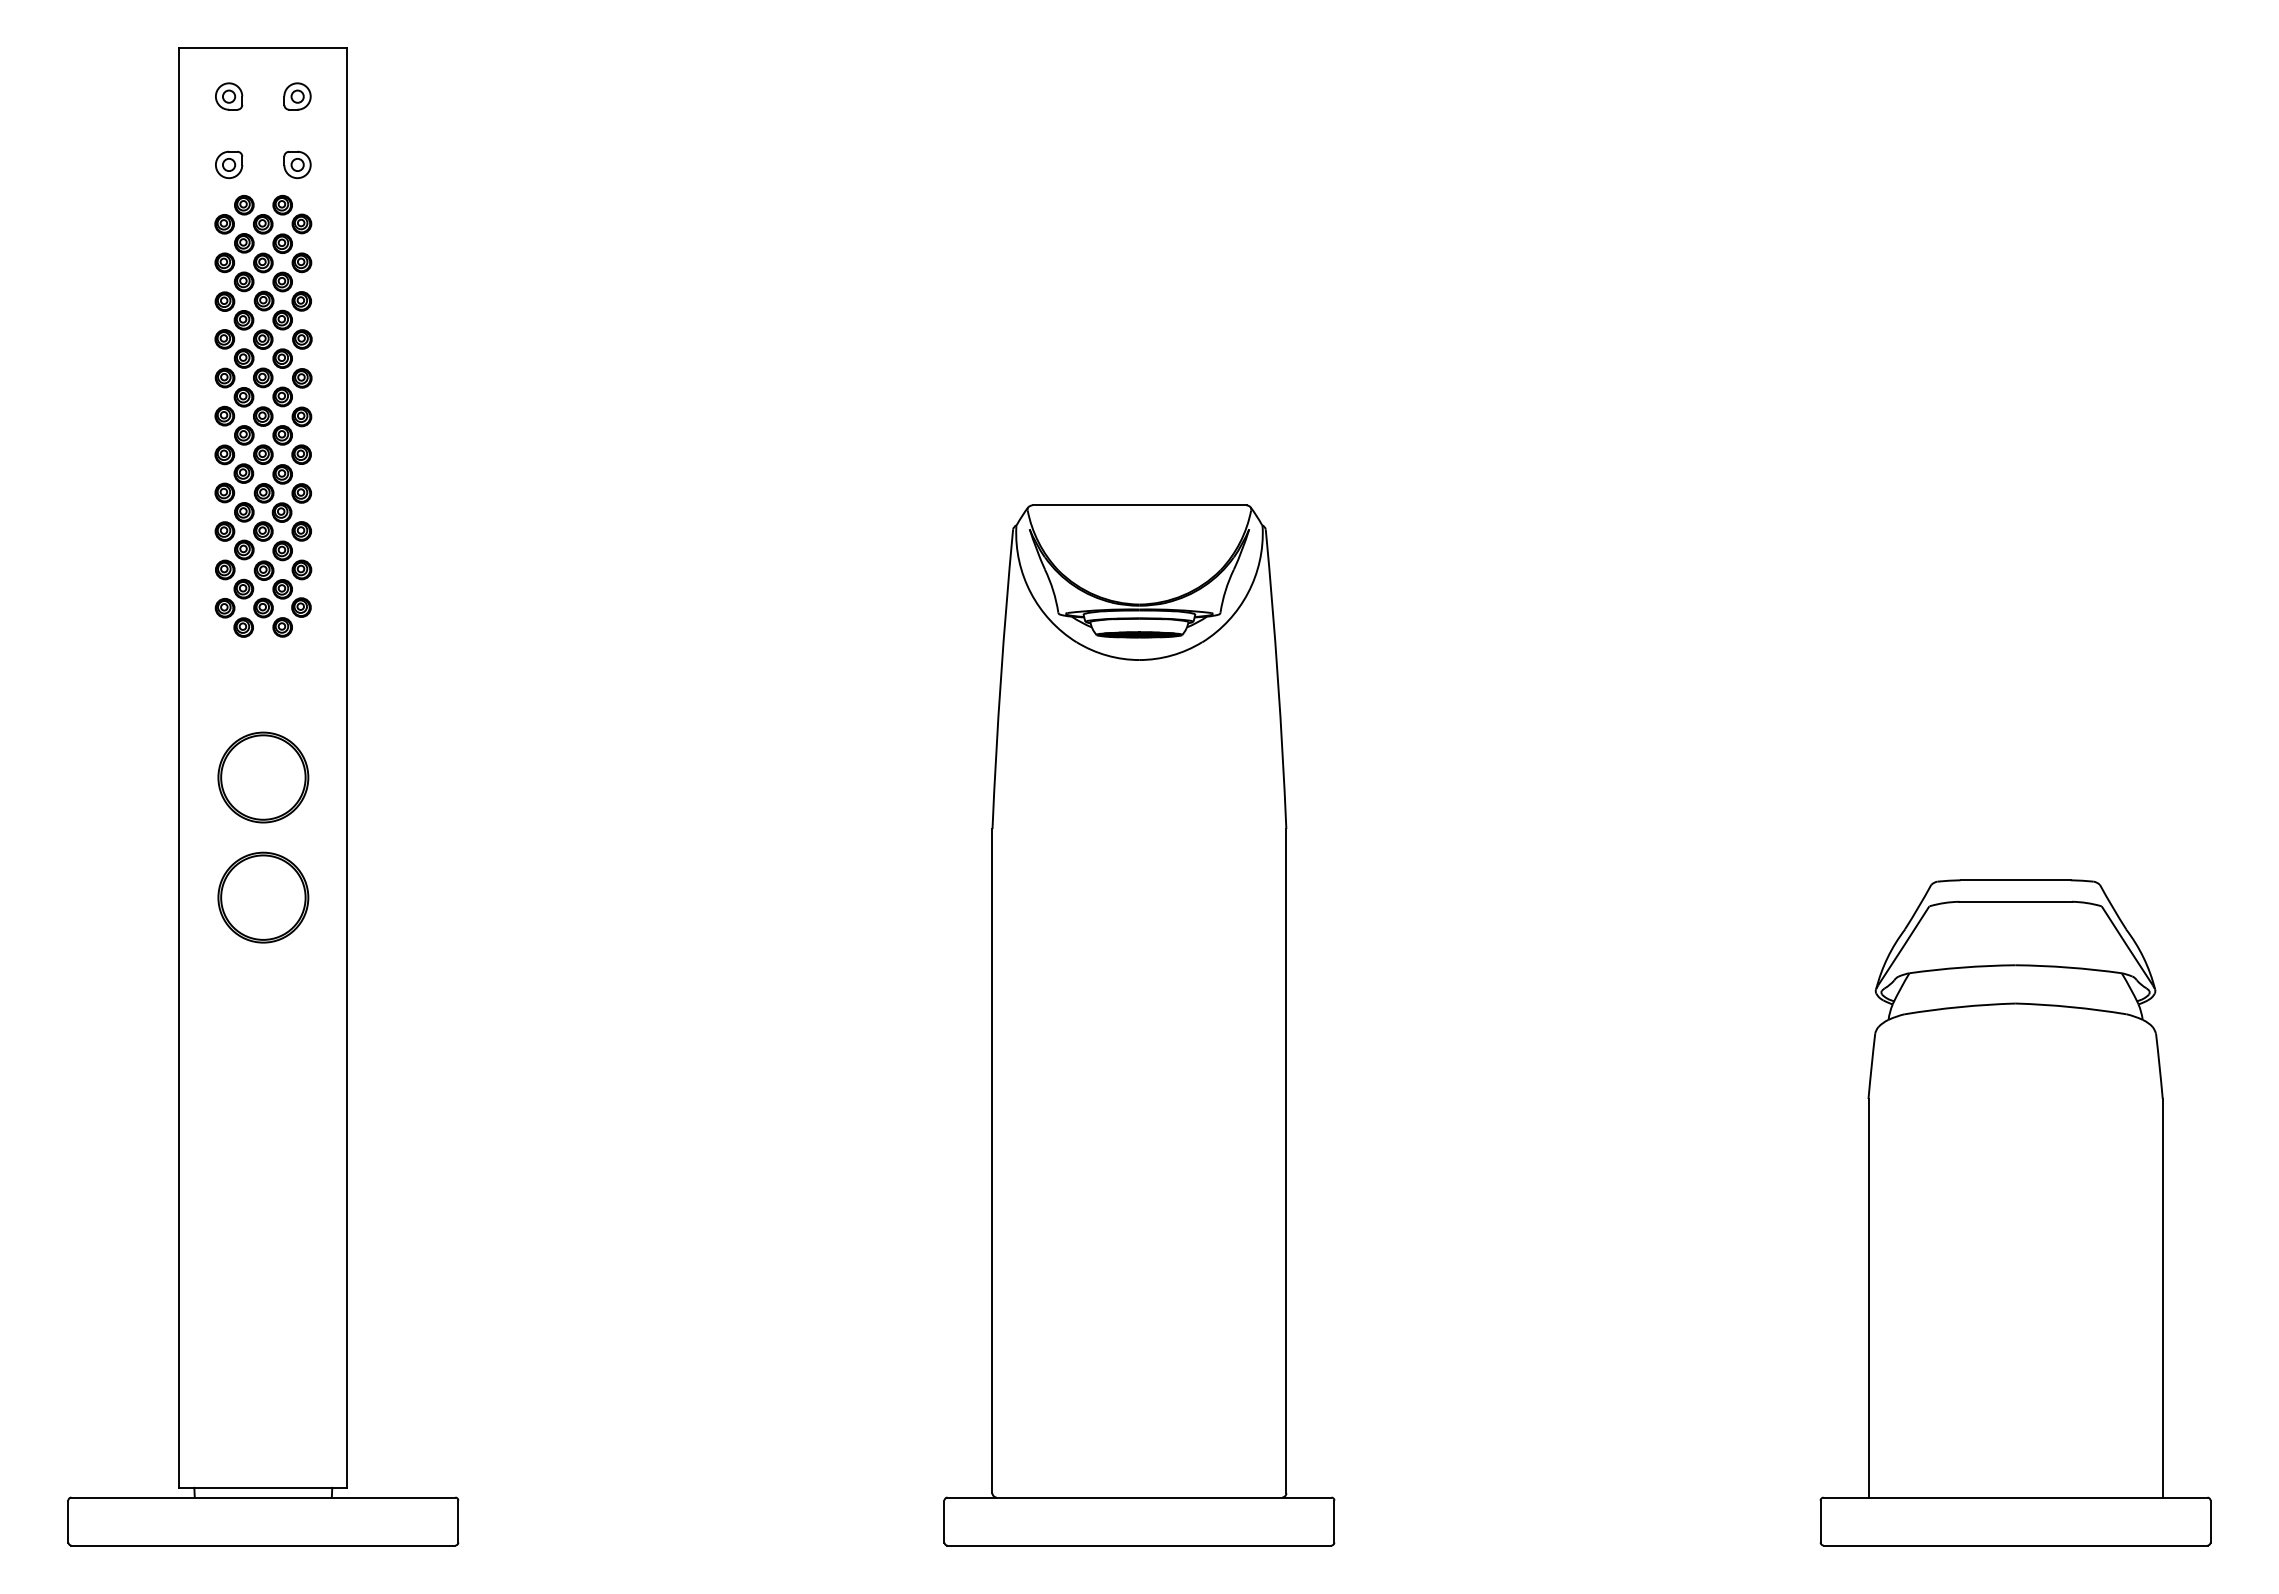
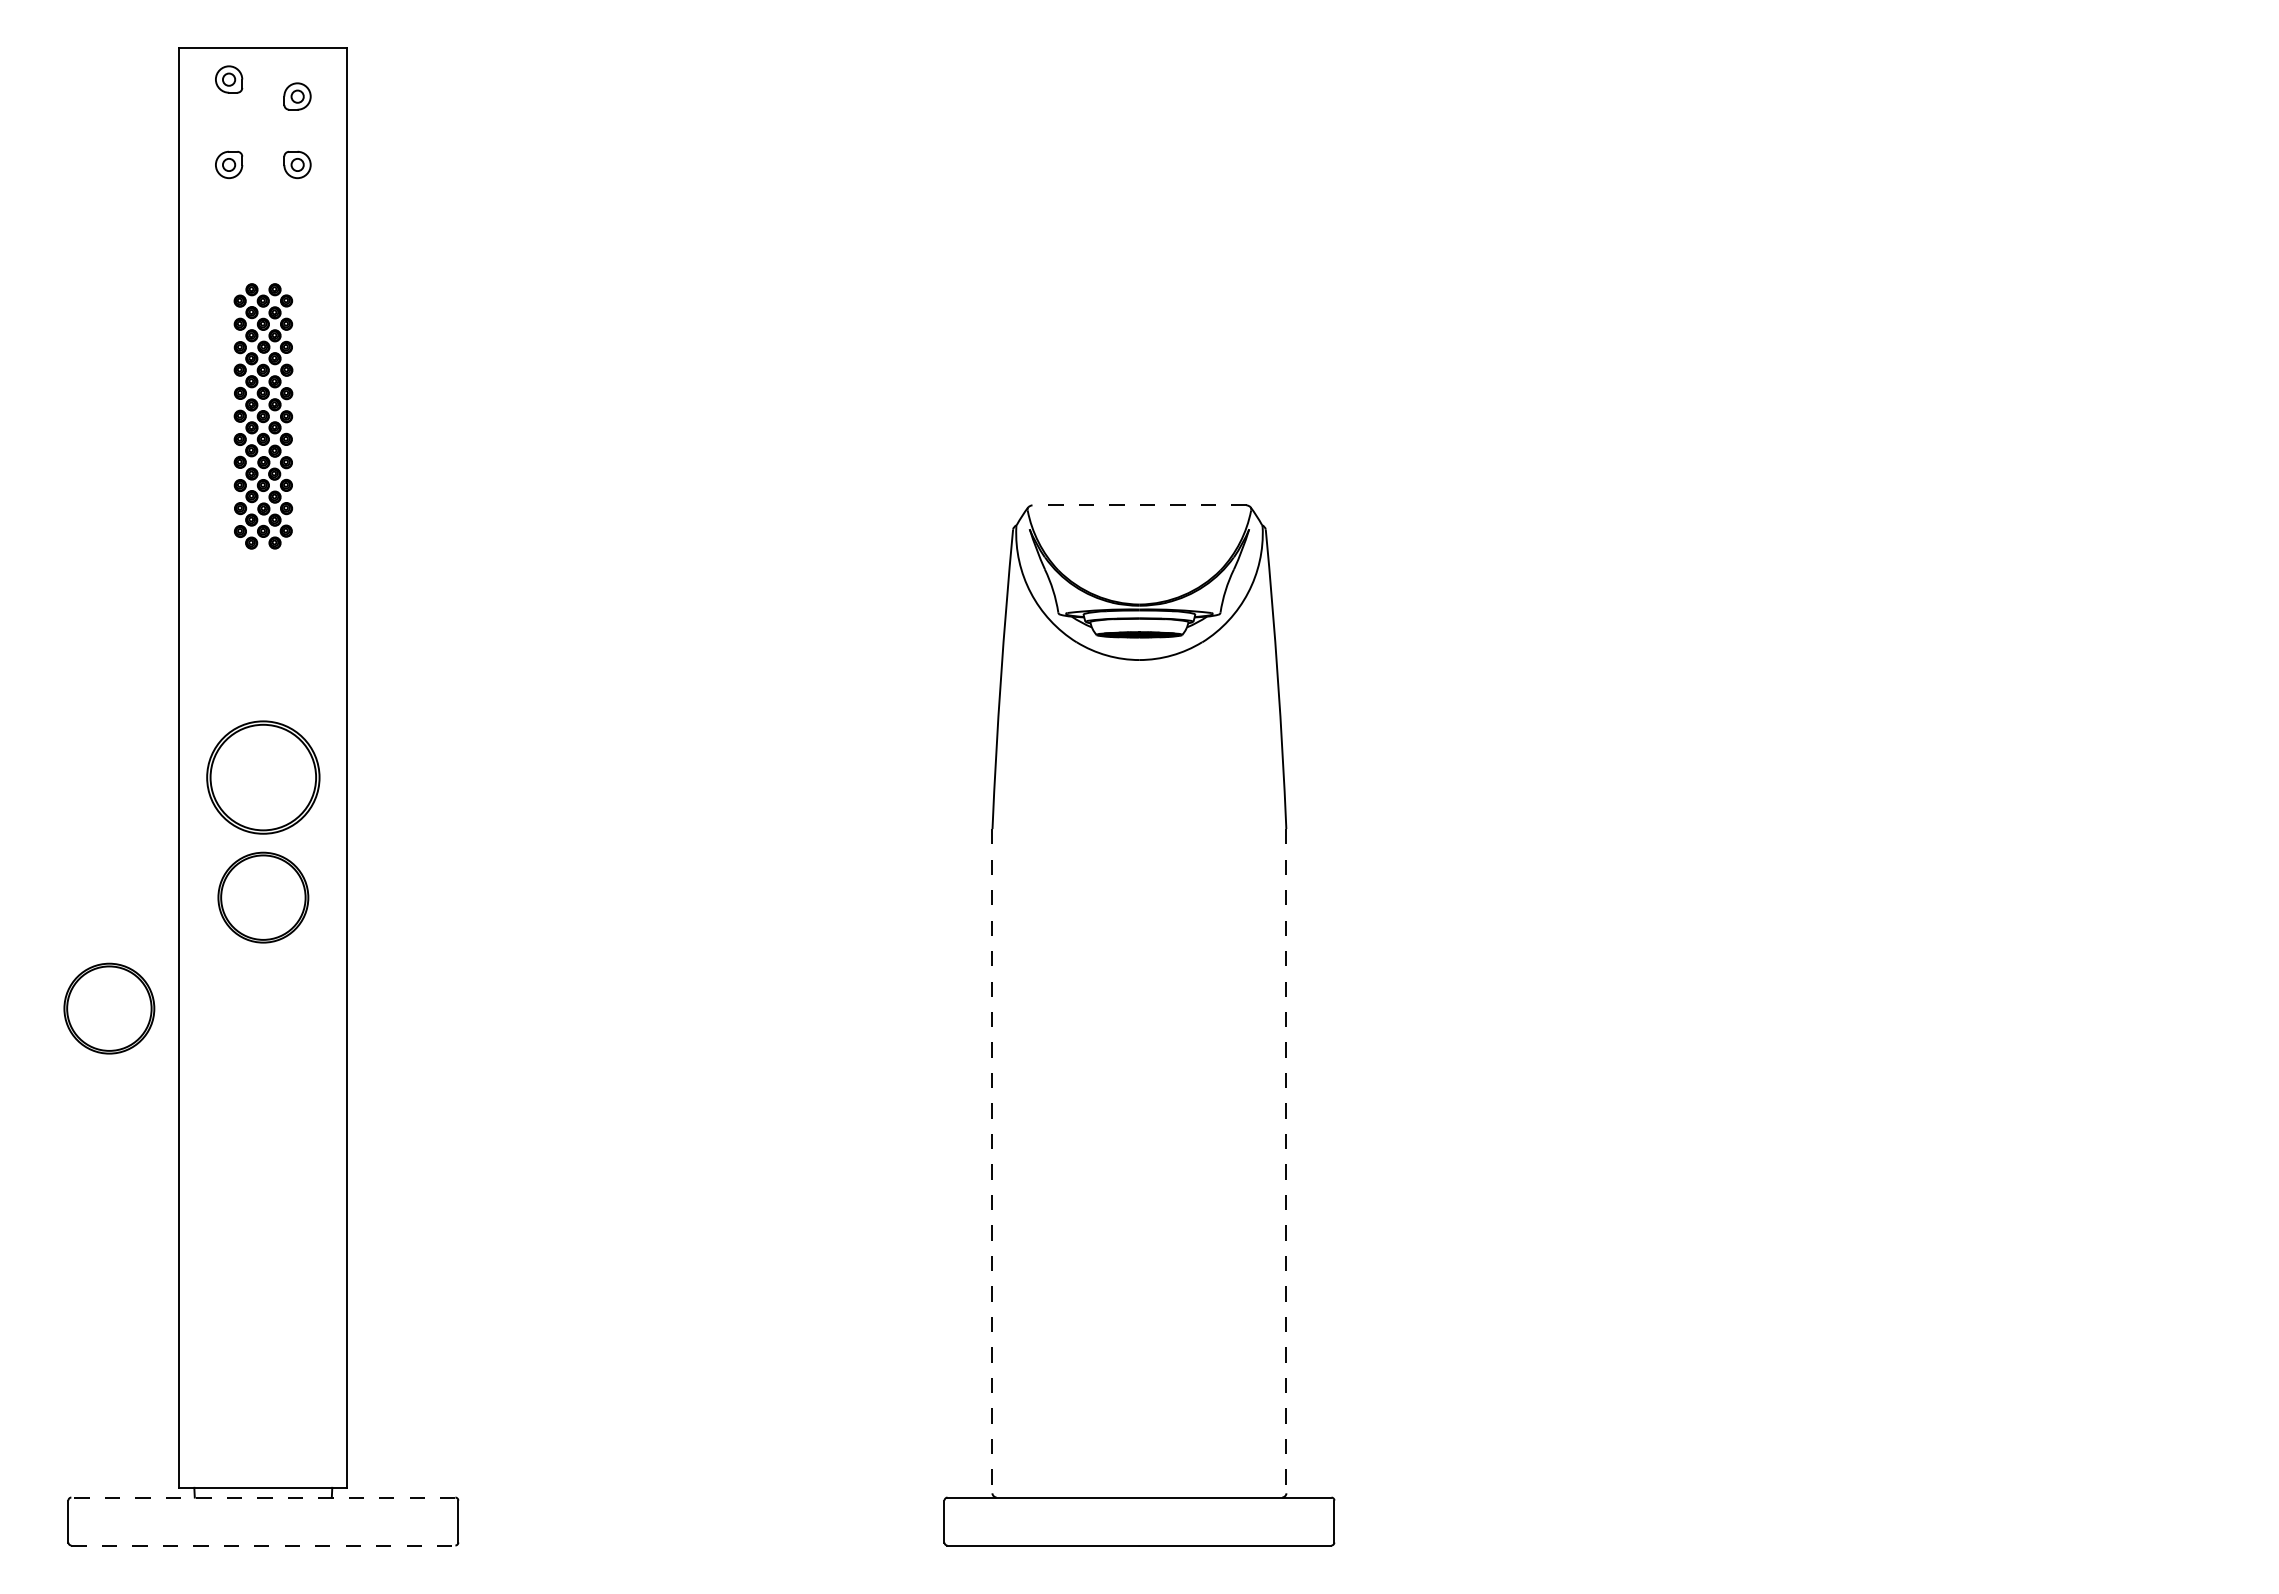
part position: (229, 96) -> (229, 79) (229, 79)
part size: 99x443 px -> 61x267 px (263, 416)
line: solid -> dashed (1139, 505)
part size: 93x93 px -> 115x115 px (263, 777)
part: none -> present (109, 1008)
line: solid -> dashed (992, 1161)
line: solid -> dashed (1286, 1161)
part: present -> none (2015, 1212)
line: solid -> dashed (262, 1497)
line: solid -> dashed (263, 1545)
